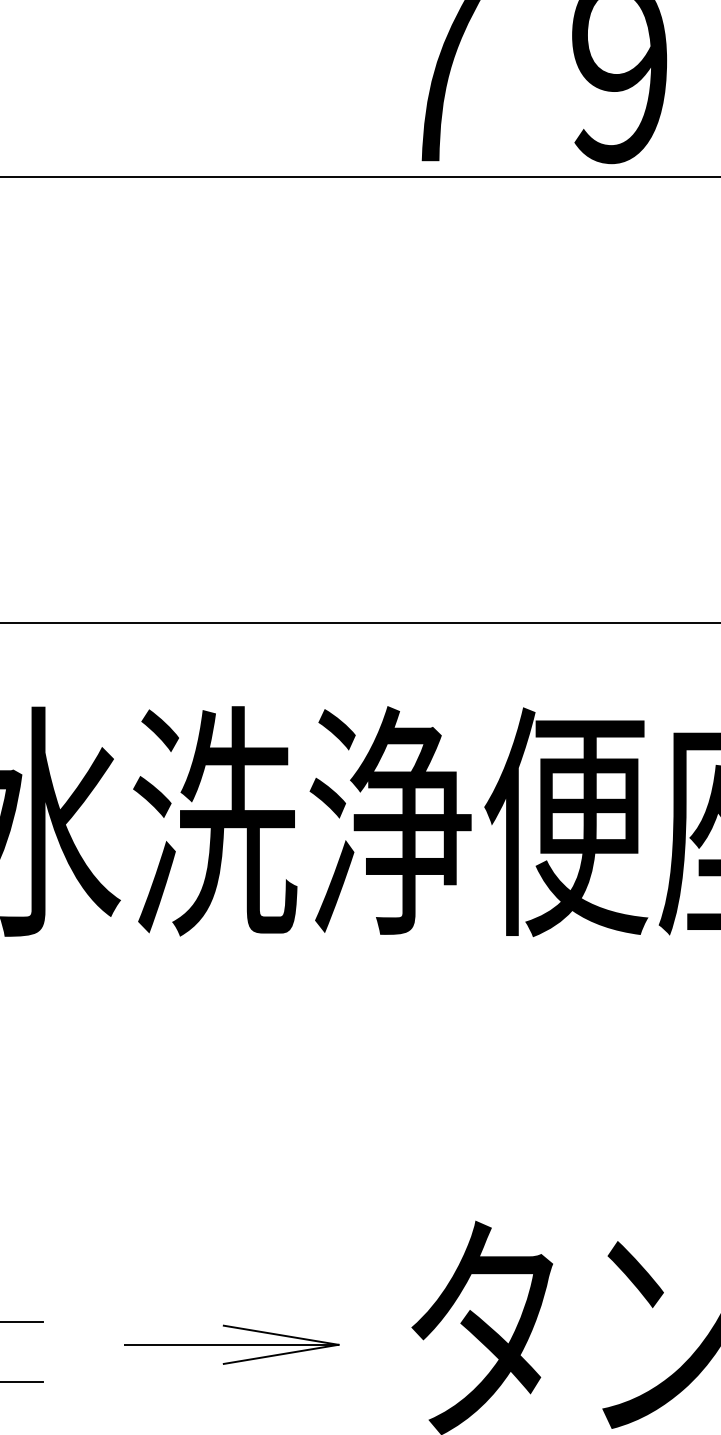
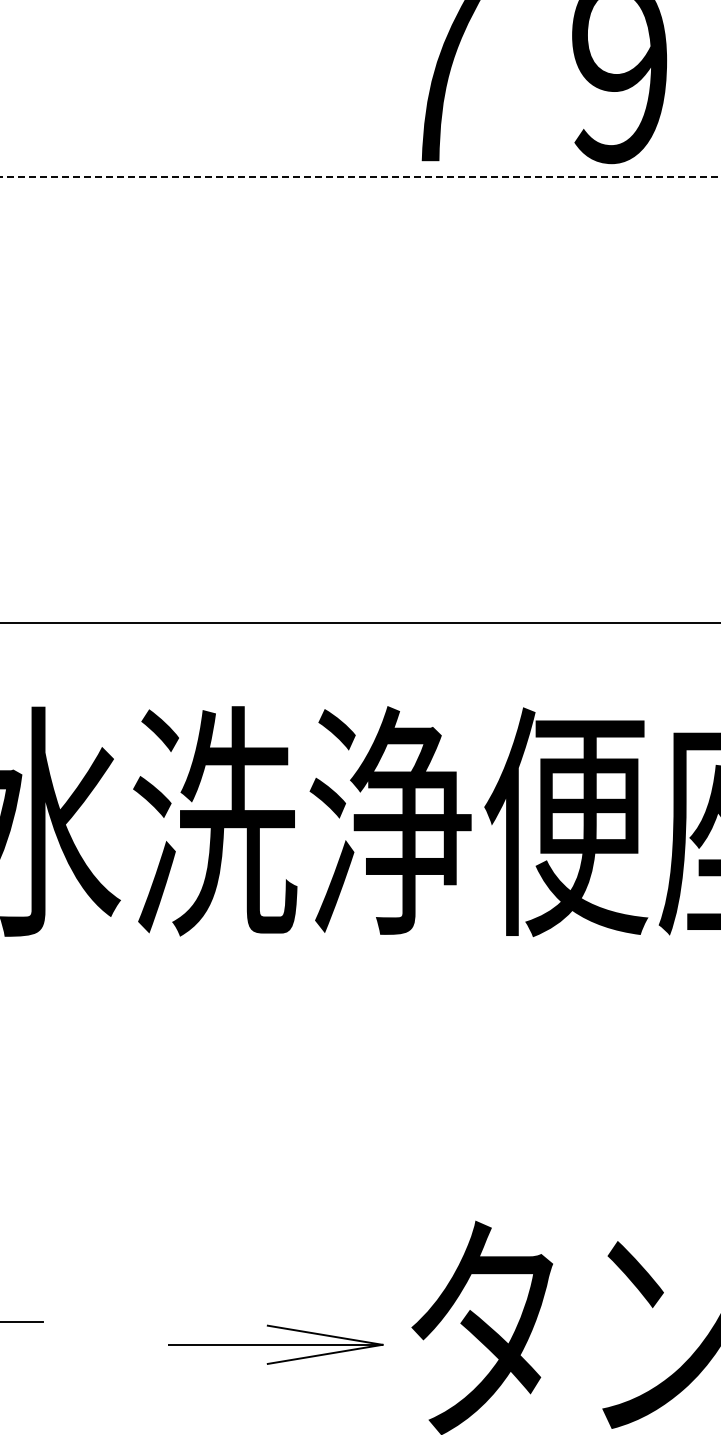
line: solid -> dashed (360, 177)
part position: (231, 1344) -> (275, 1344) (275, 1344)
line: present -> none (22, 1382)
